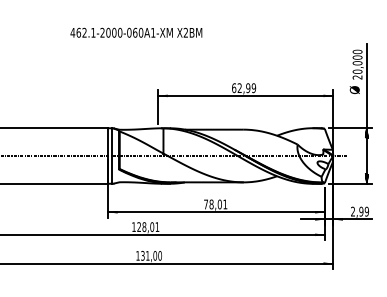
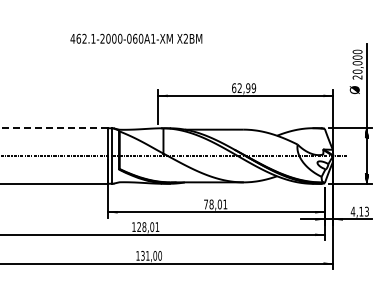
text position: (136, 32) -> (136, 38) (136, 38)
line: solid -> dashed (54, 128)
text: 2,99 -> 4,13 (359, 211)
